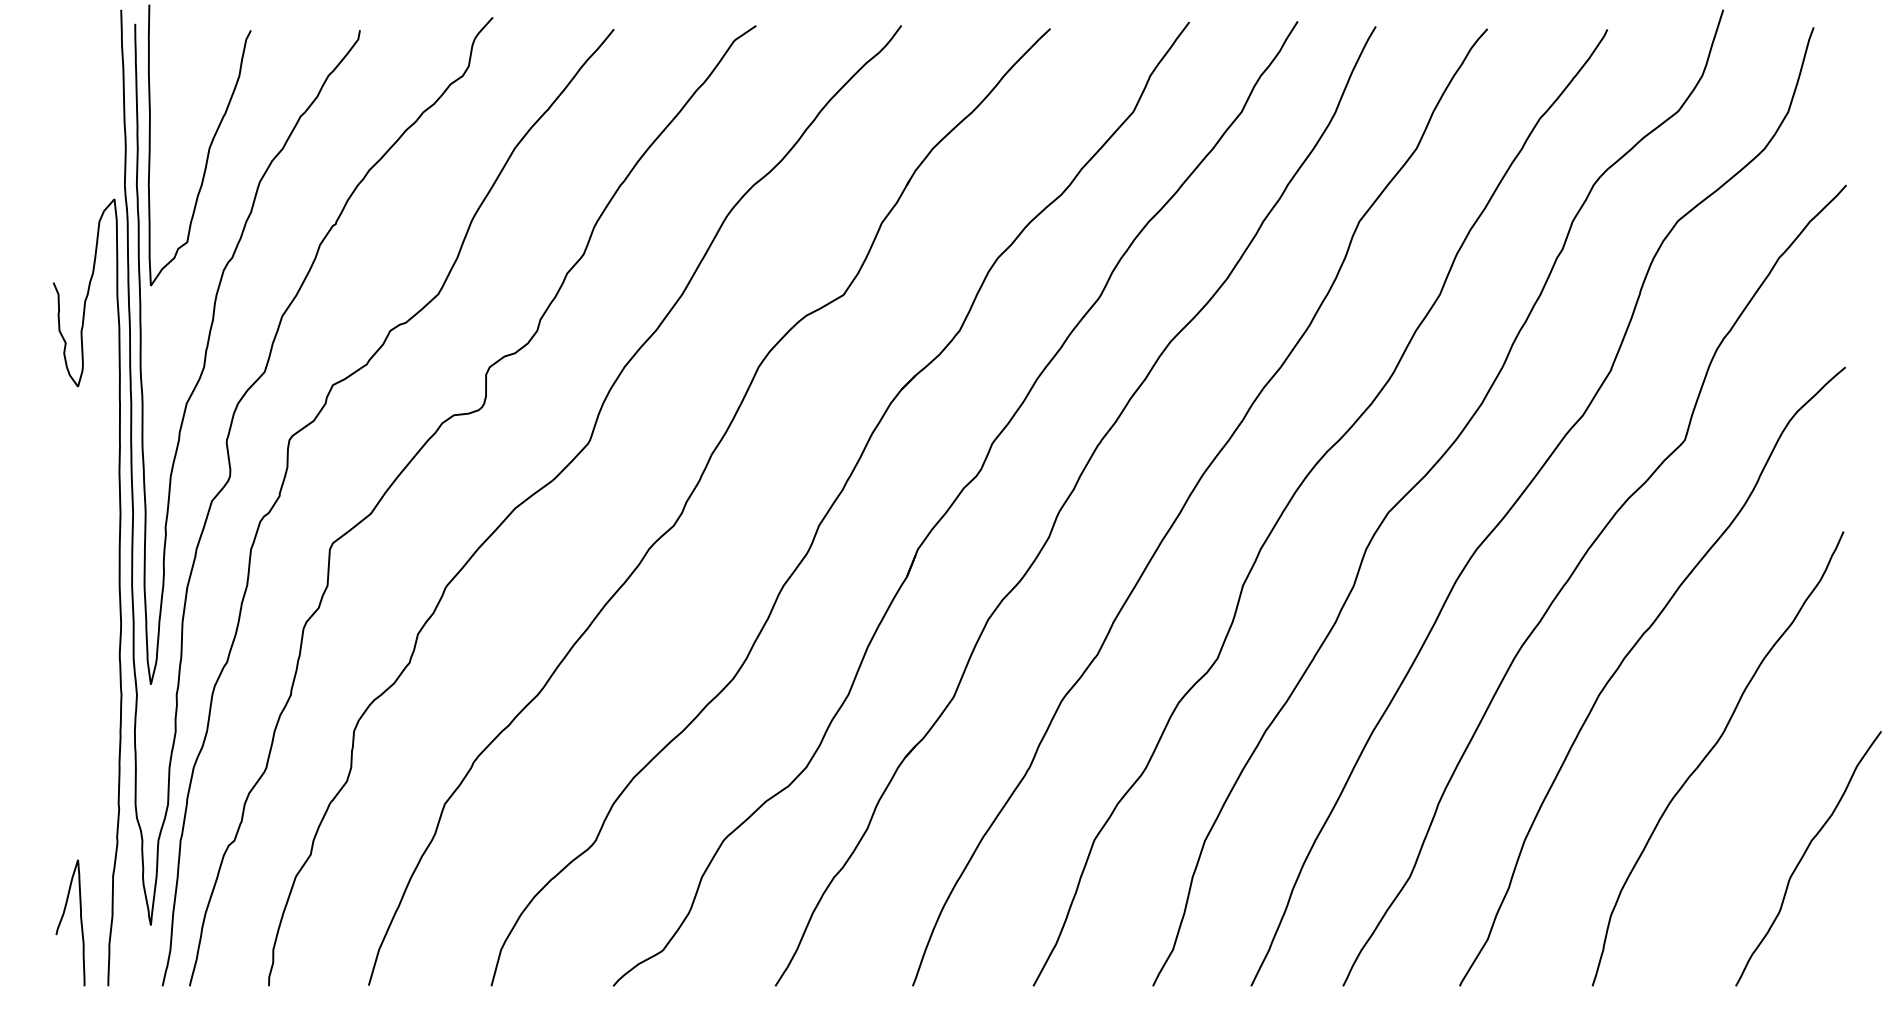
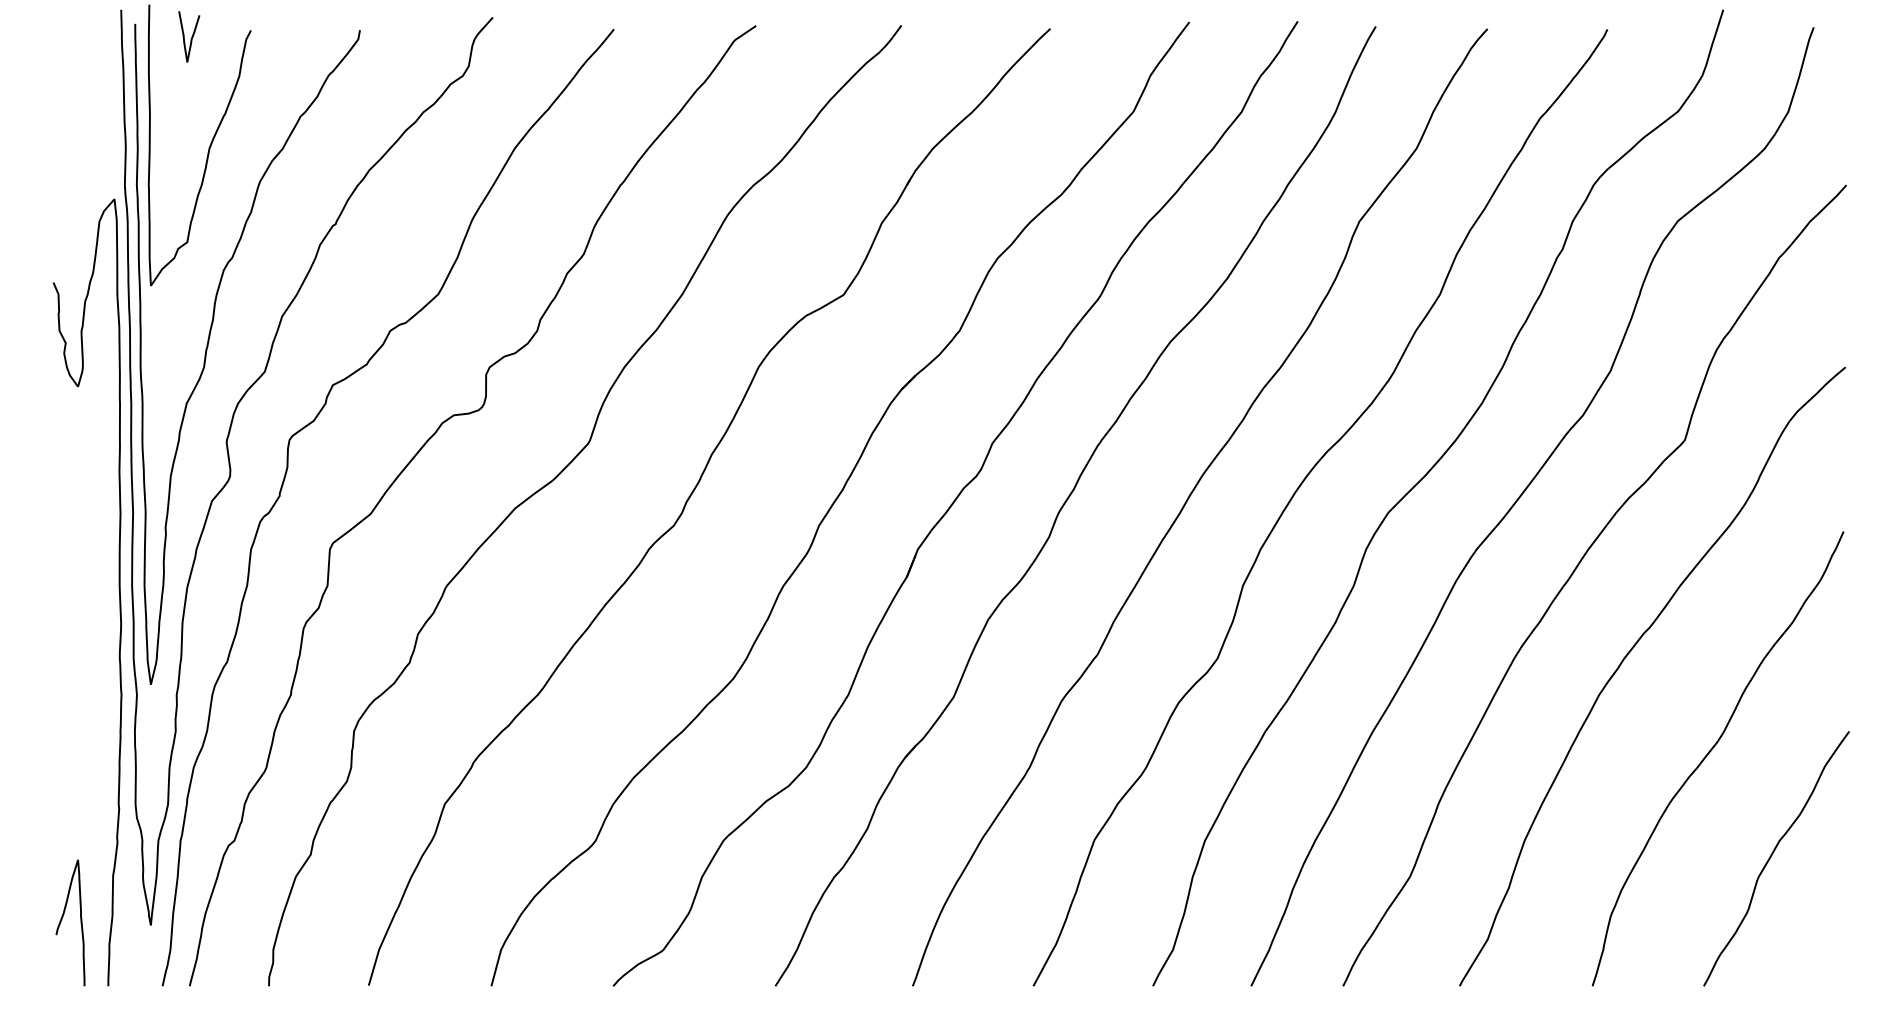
curve: none -> present (191, 36)
curve position: (1804, 855) -> (1772, 855) (1772, 855)
